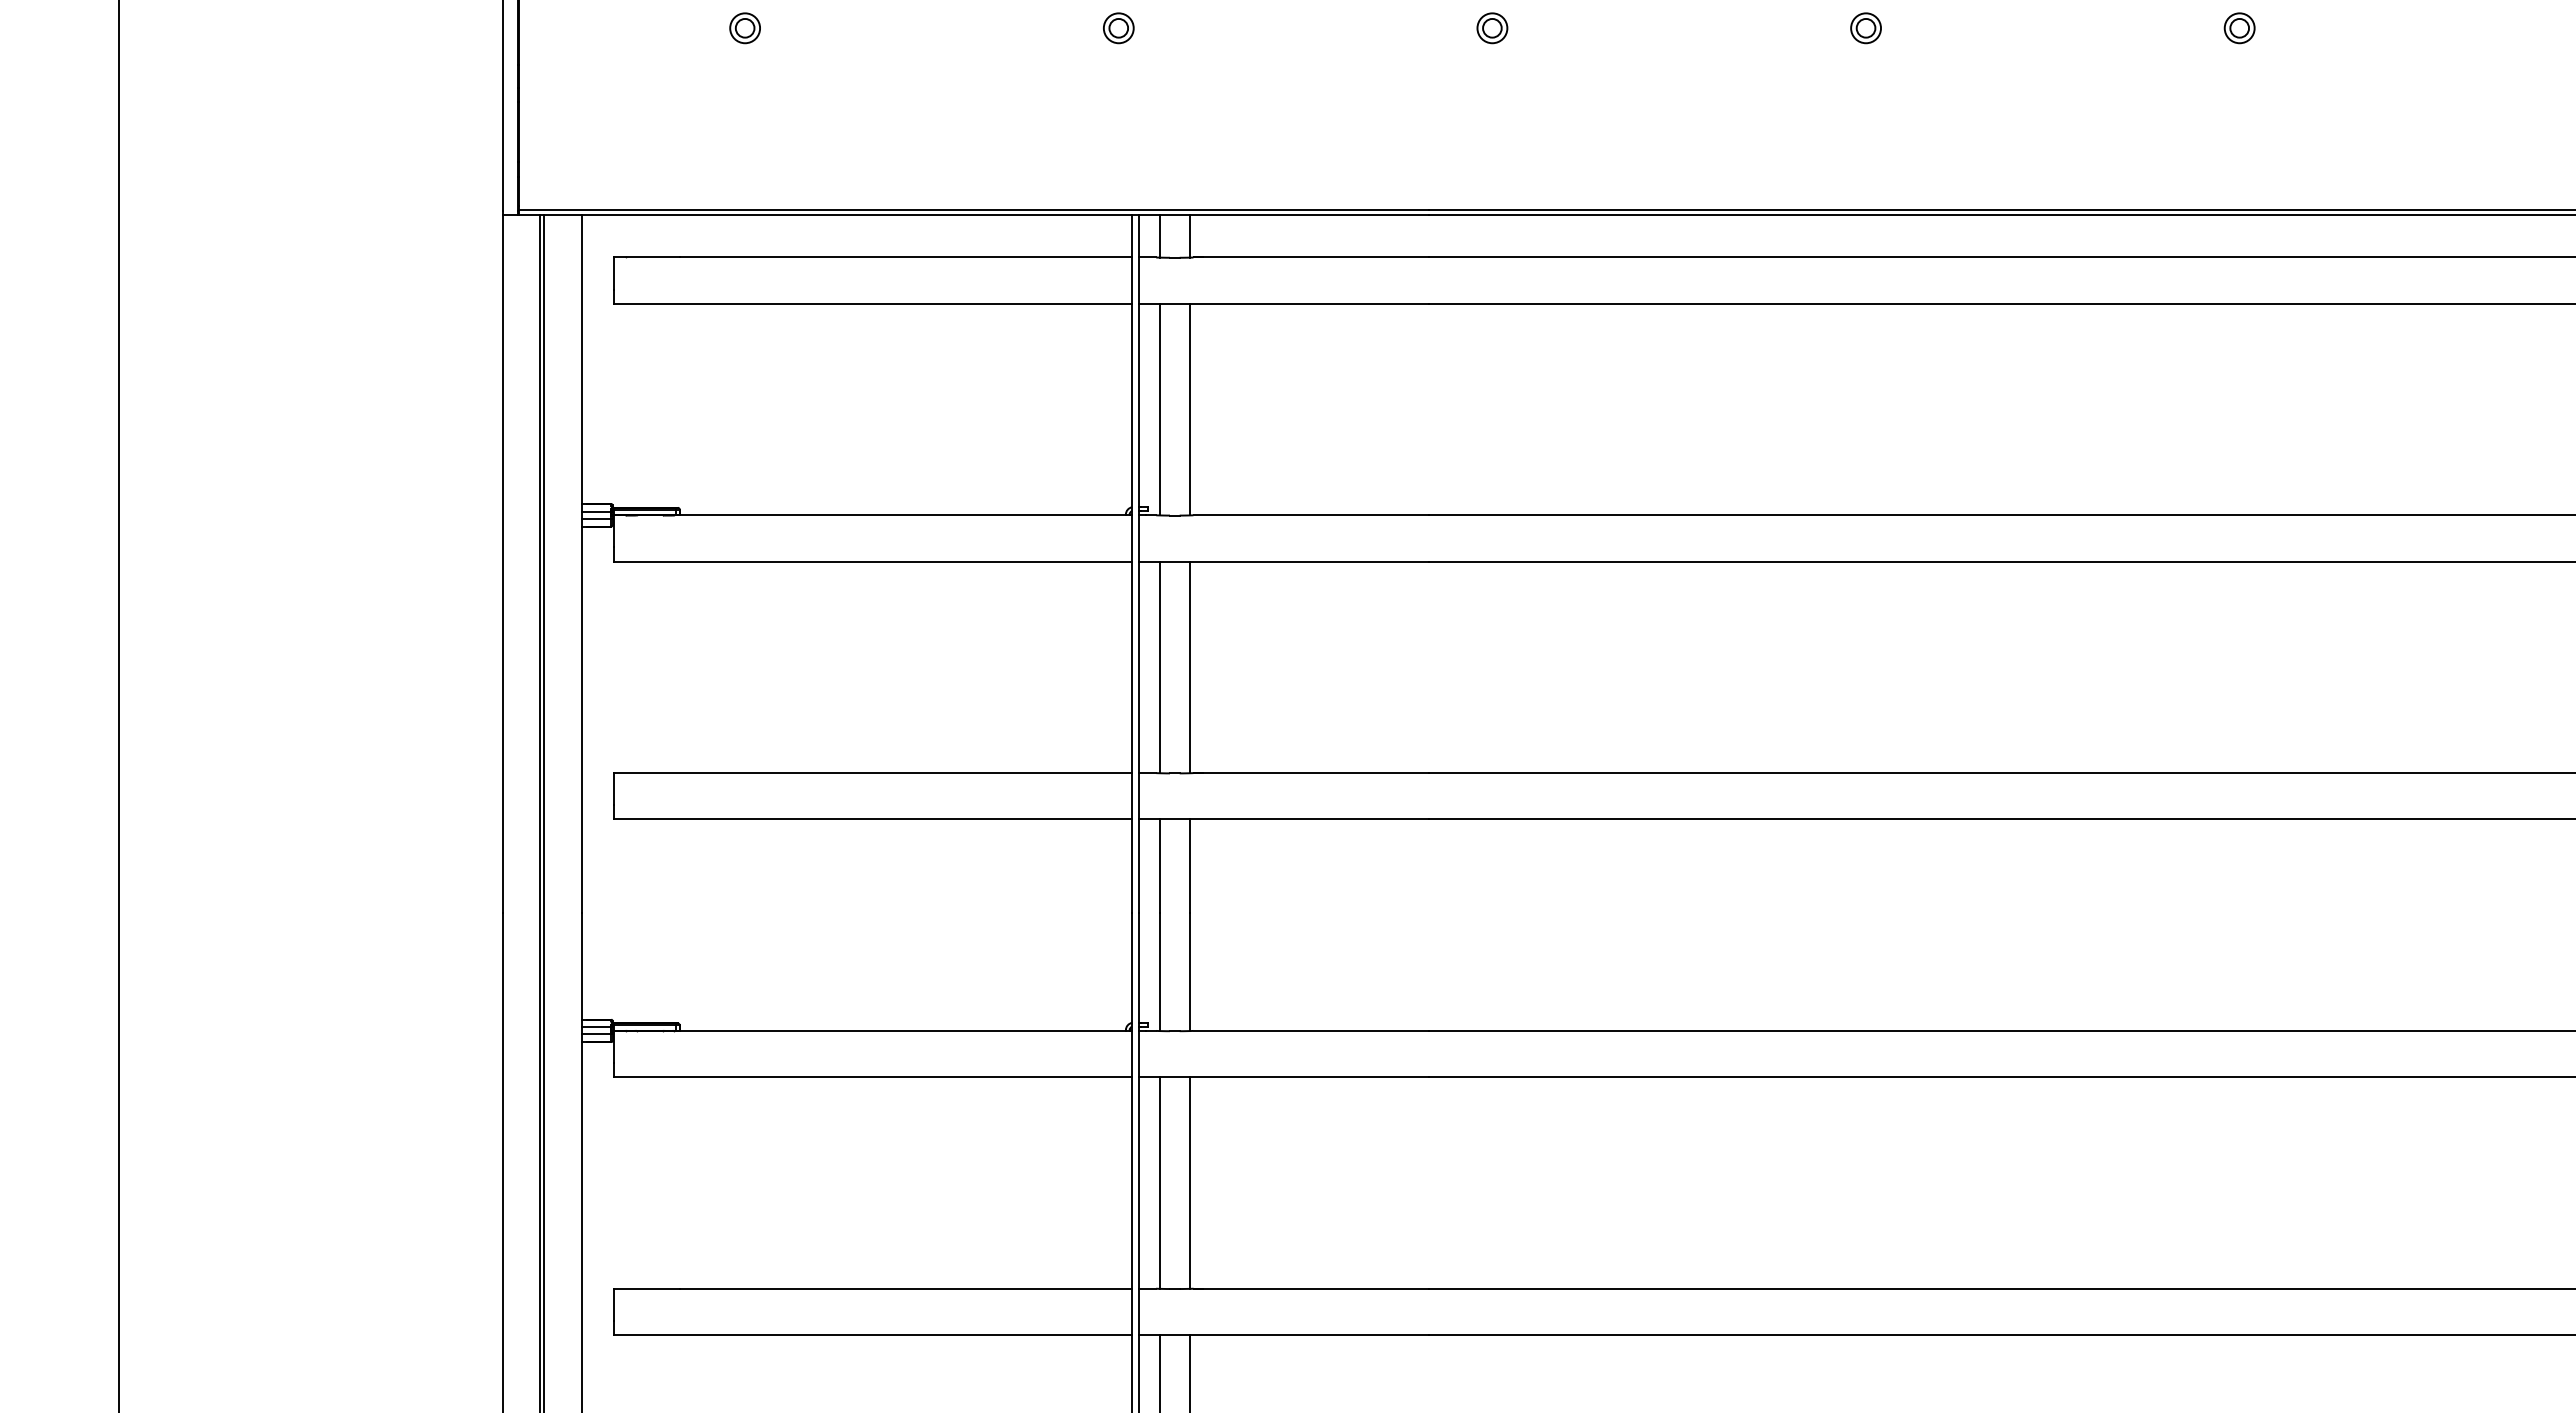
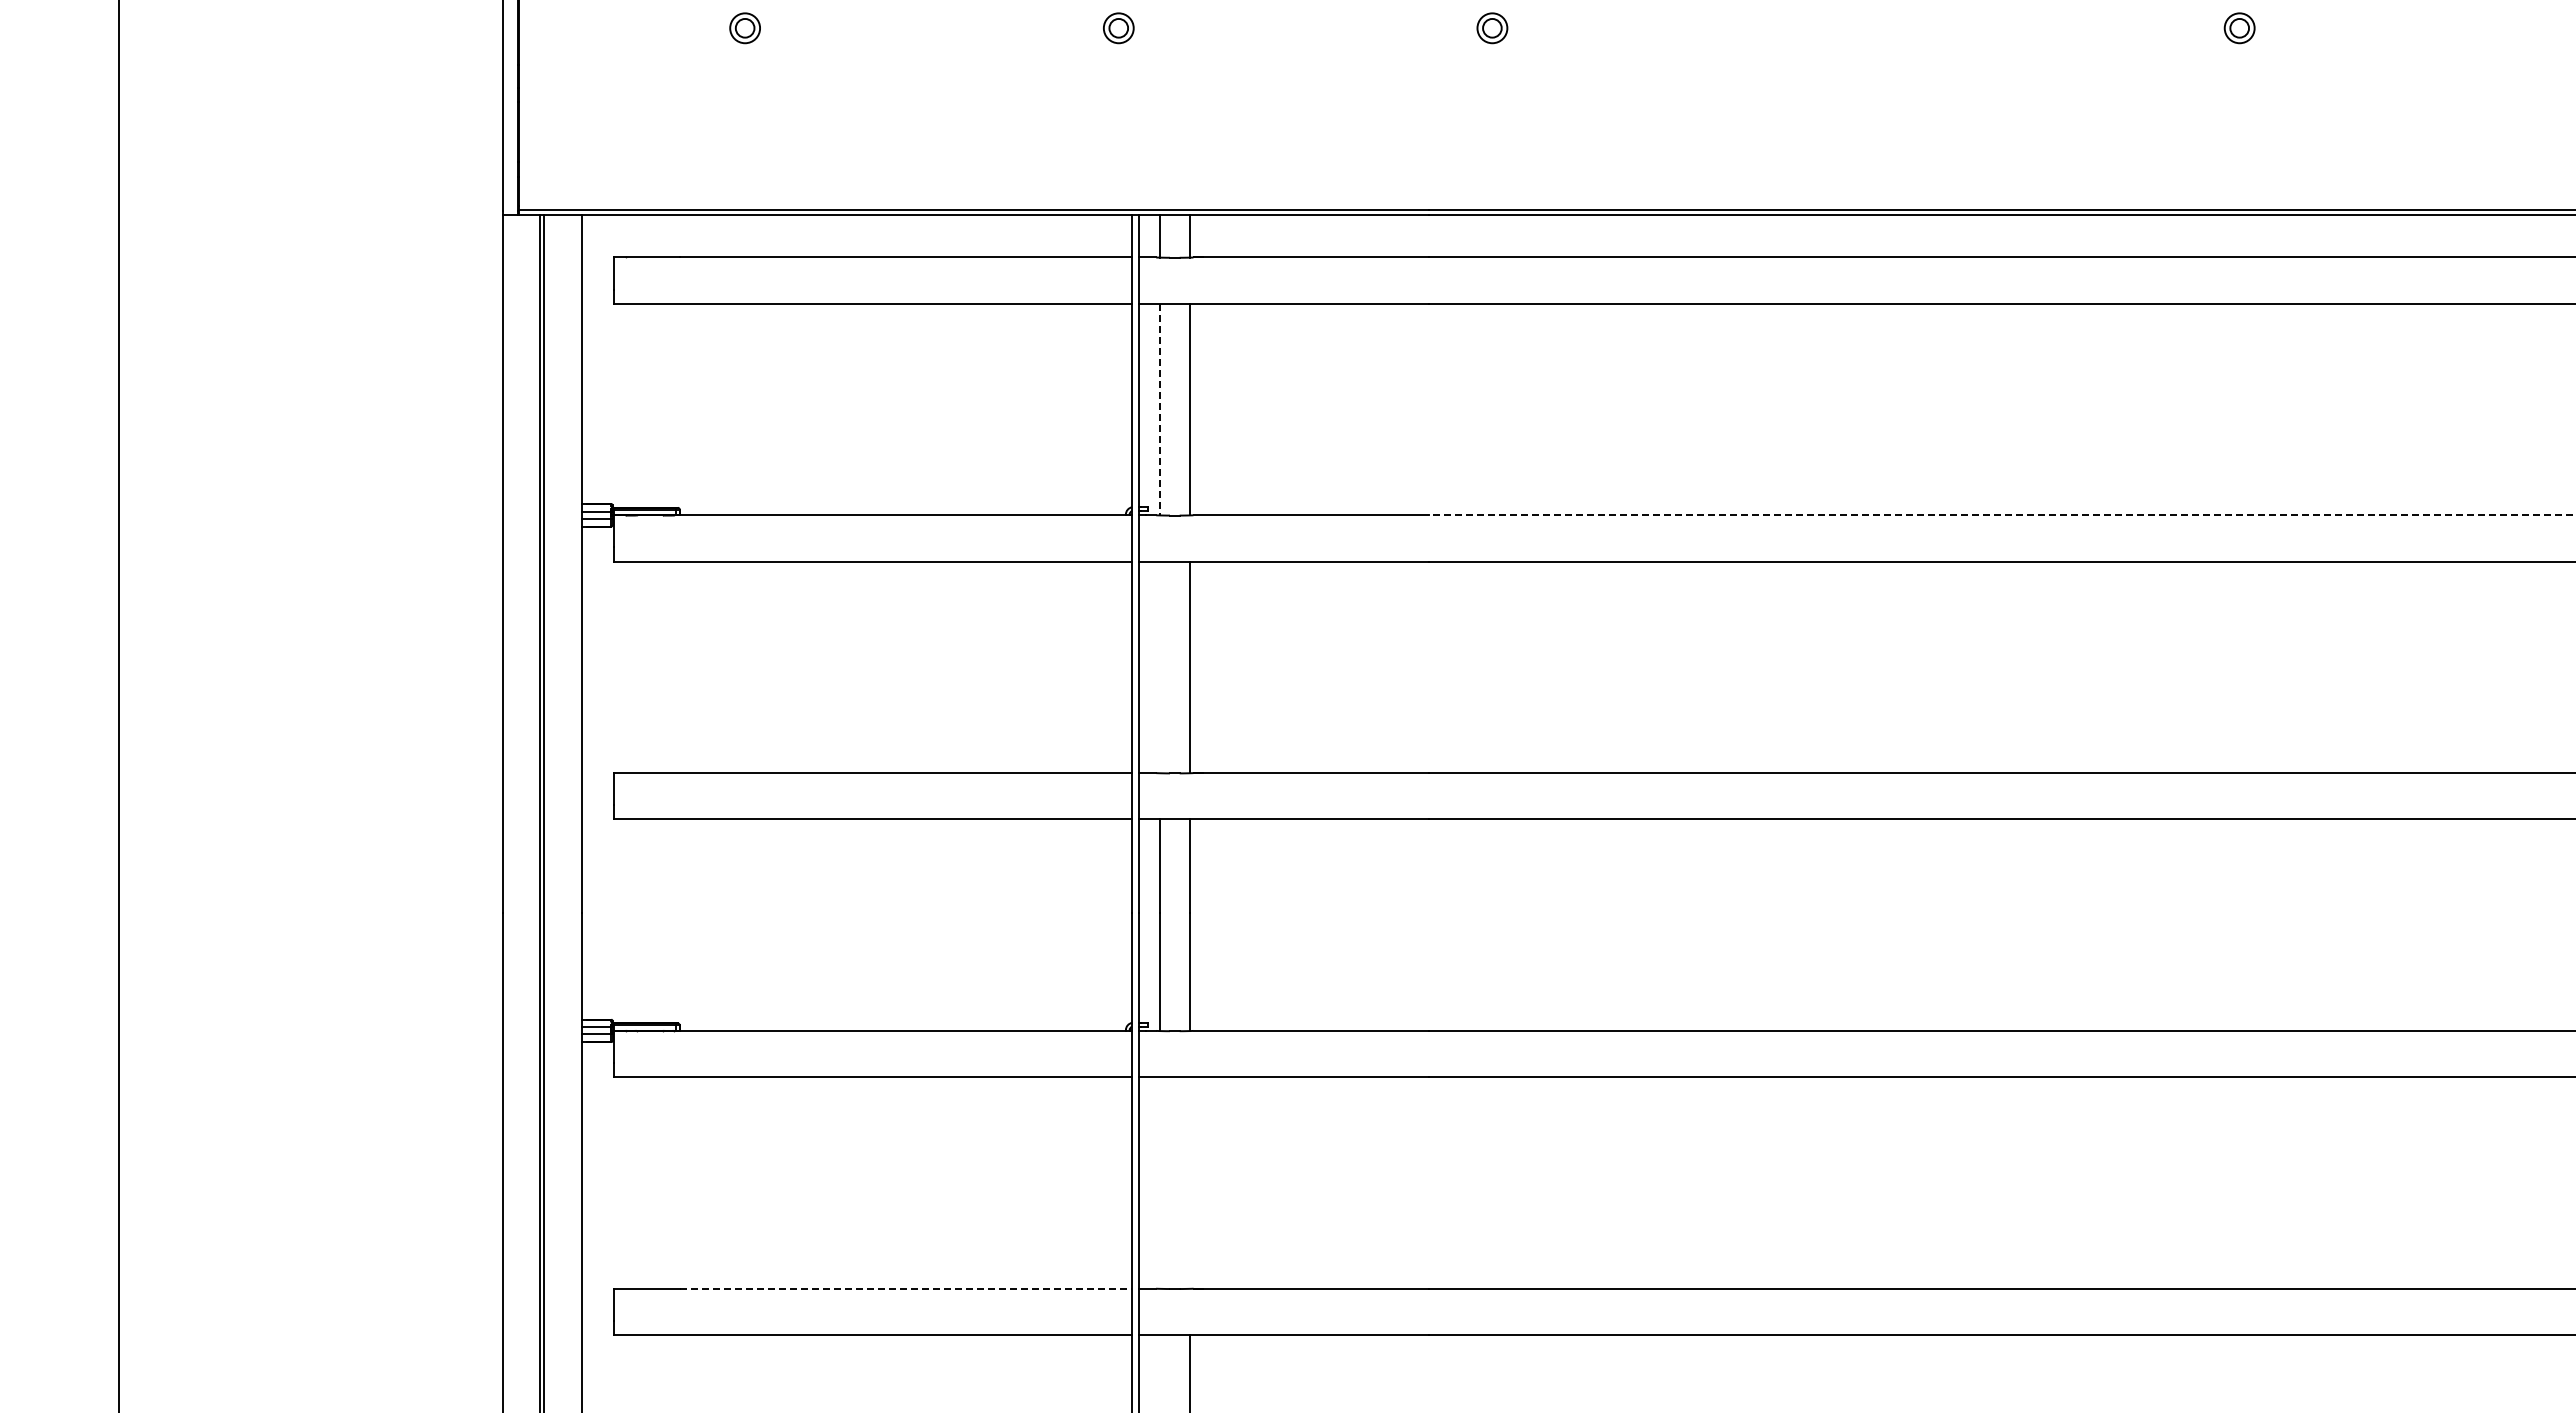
part: present -> none (1865, 28)
line: solid -> dashed (1160, 409)
line: solid -> dashed (2001, 515)
line: present -> none (1160, 667)
line: present -> none (1160, 1182)
line: present -> none (1190, 1182)
line: solid -> dashed (906, 1288)
line: present -> none (1160, 1372)
